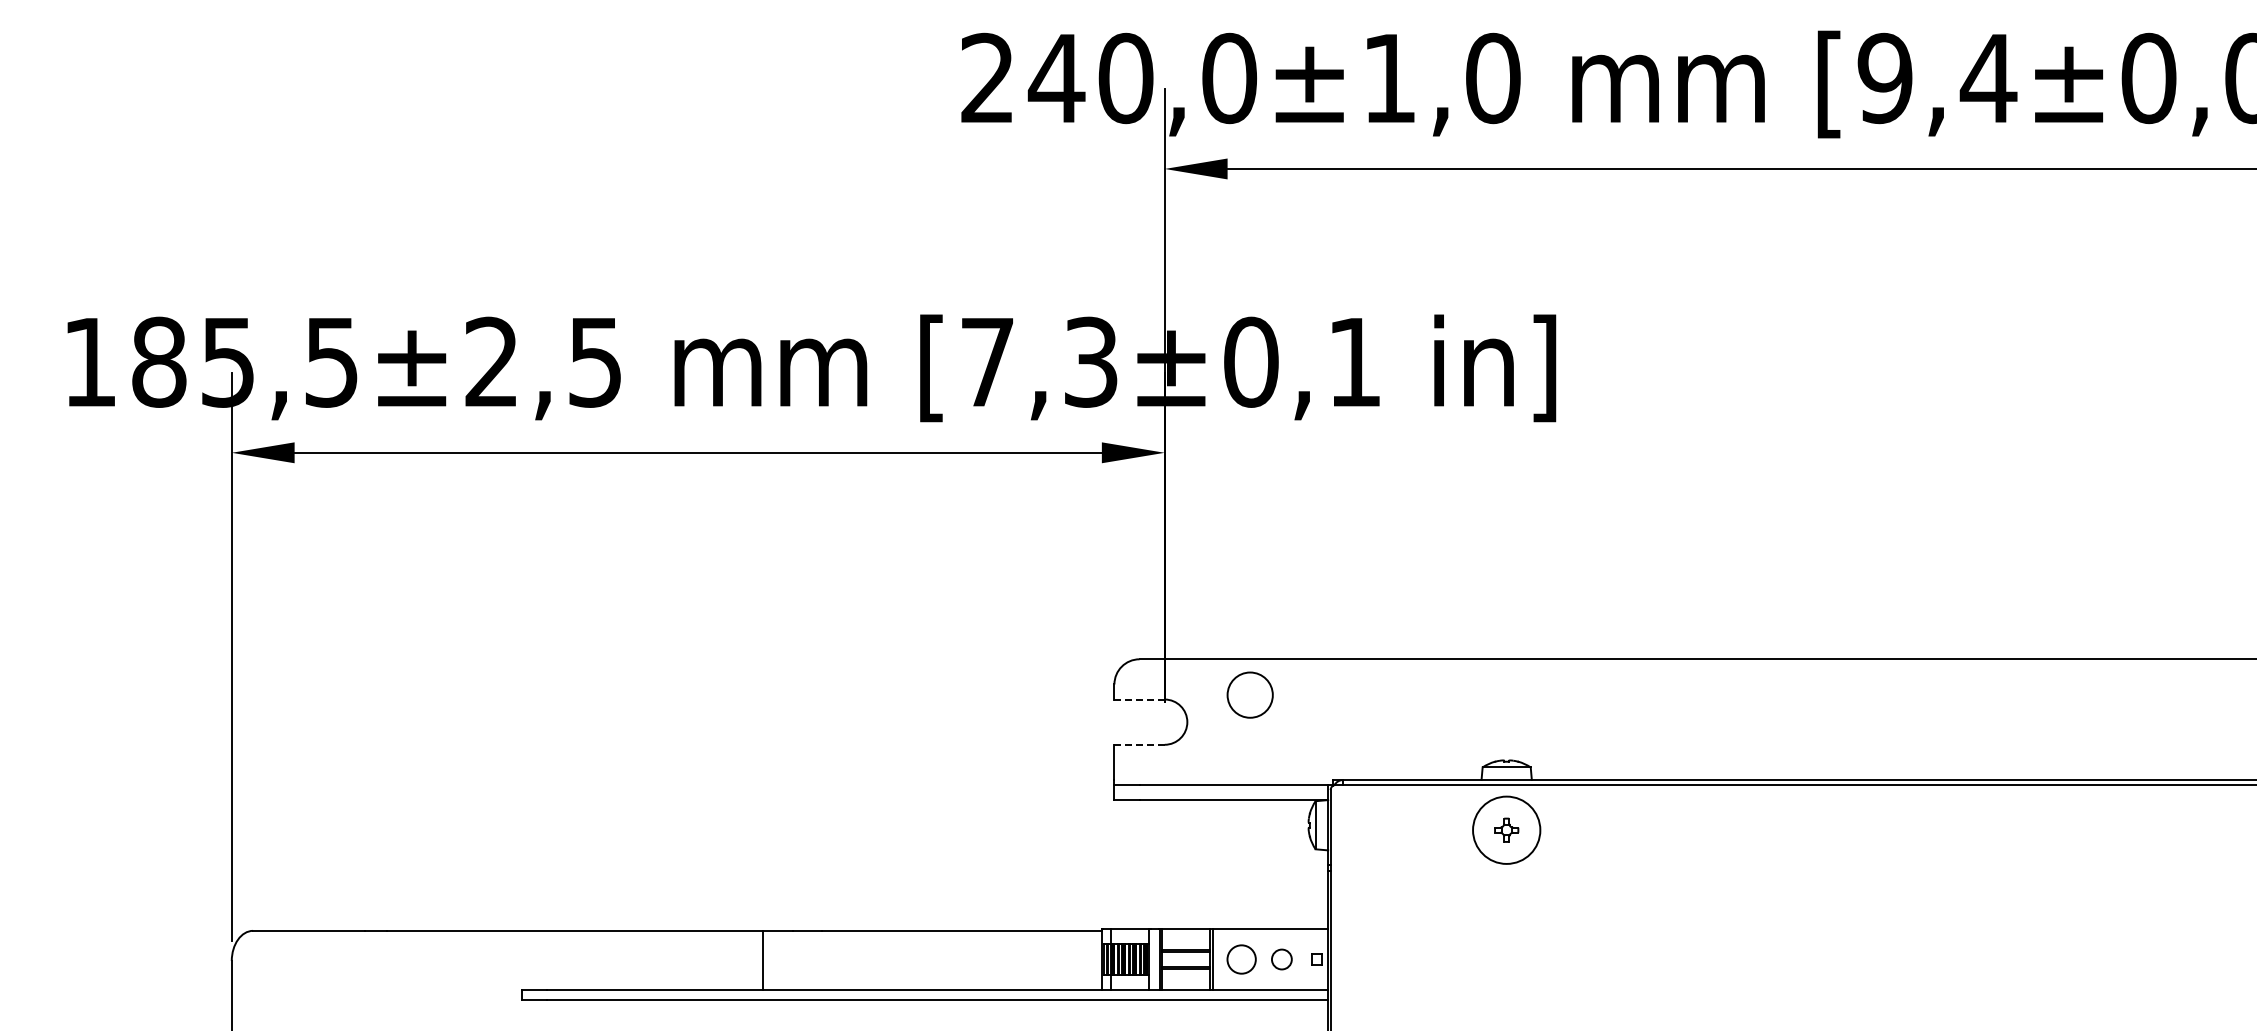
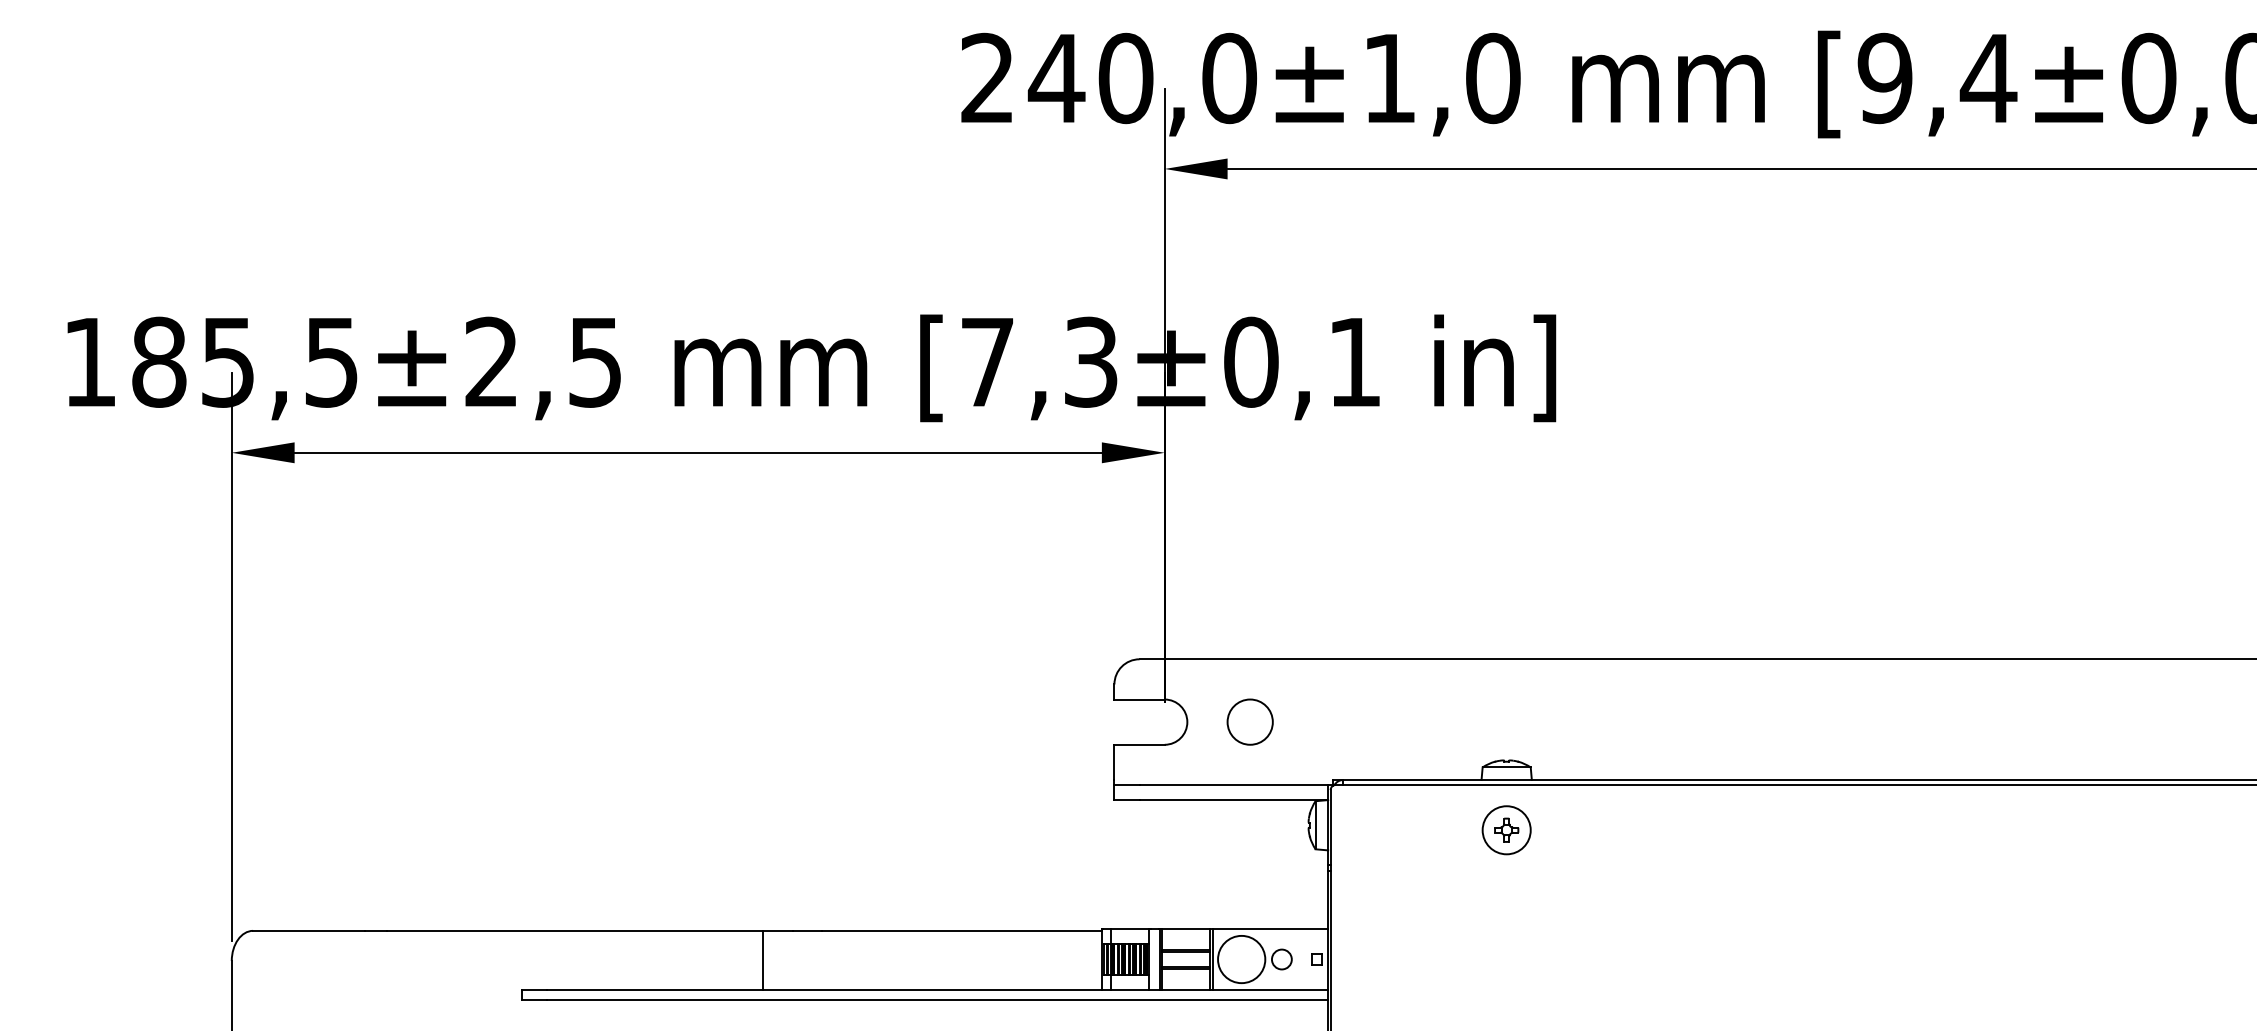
circle position: (1249, 694) -> (1249, 721) (1249, 721)
line: dashed -> solid (1140, 699)
line: dashed -> solid (1139, 744)
circle diameter: 67 px -> 48 px (1506, 830)
circle diameter: 28 px -> 47 px (1241, 959)
